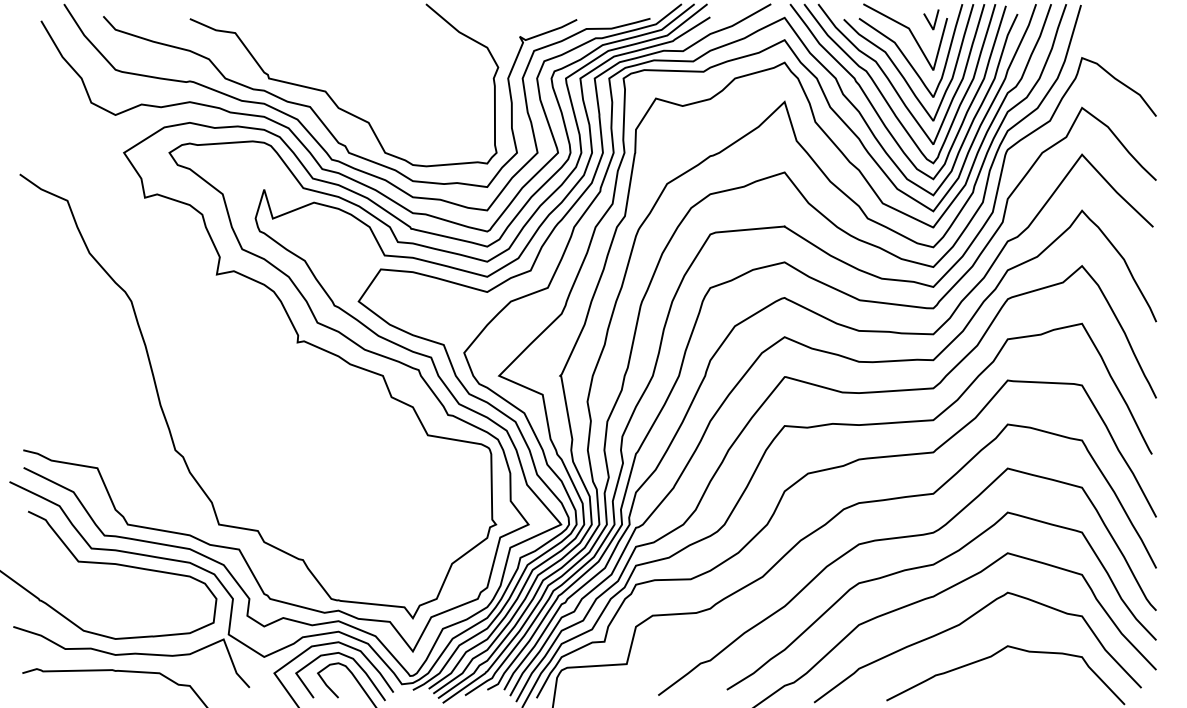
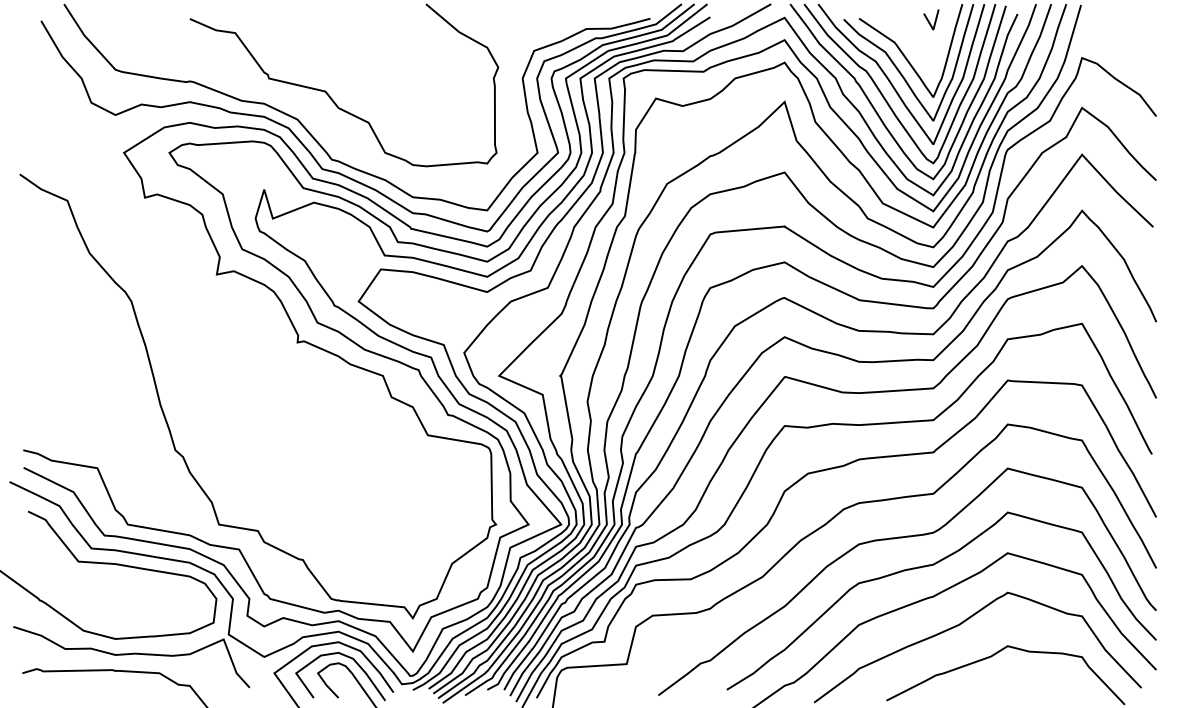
line: present -> none (910, 33)
curve: present -> none (318, 115)
